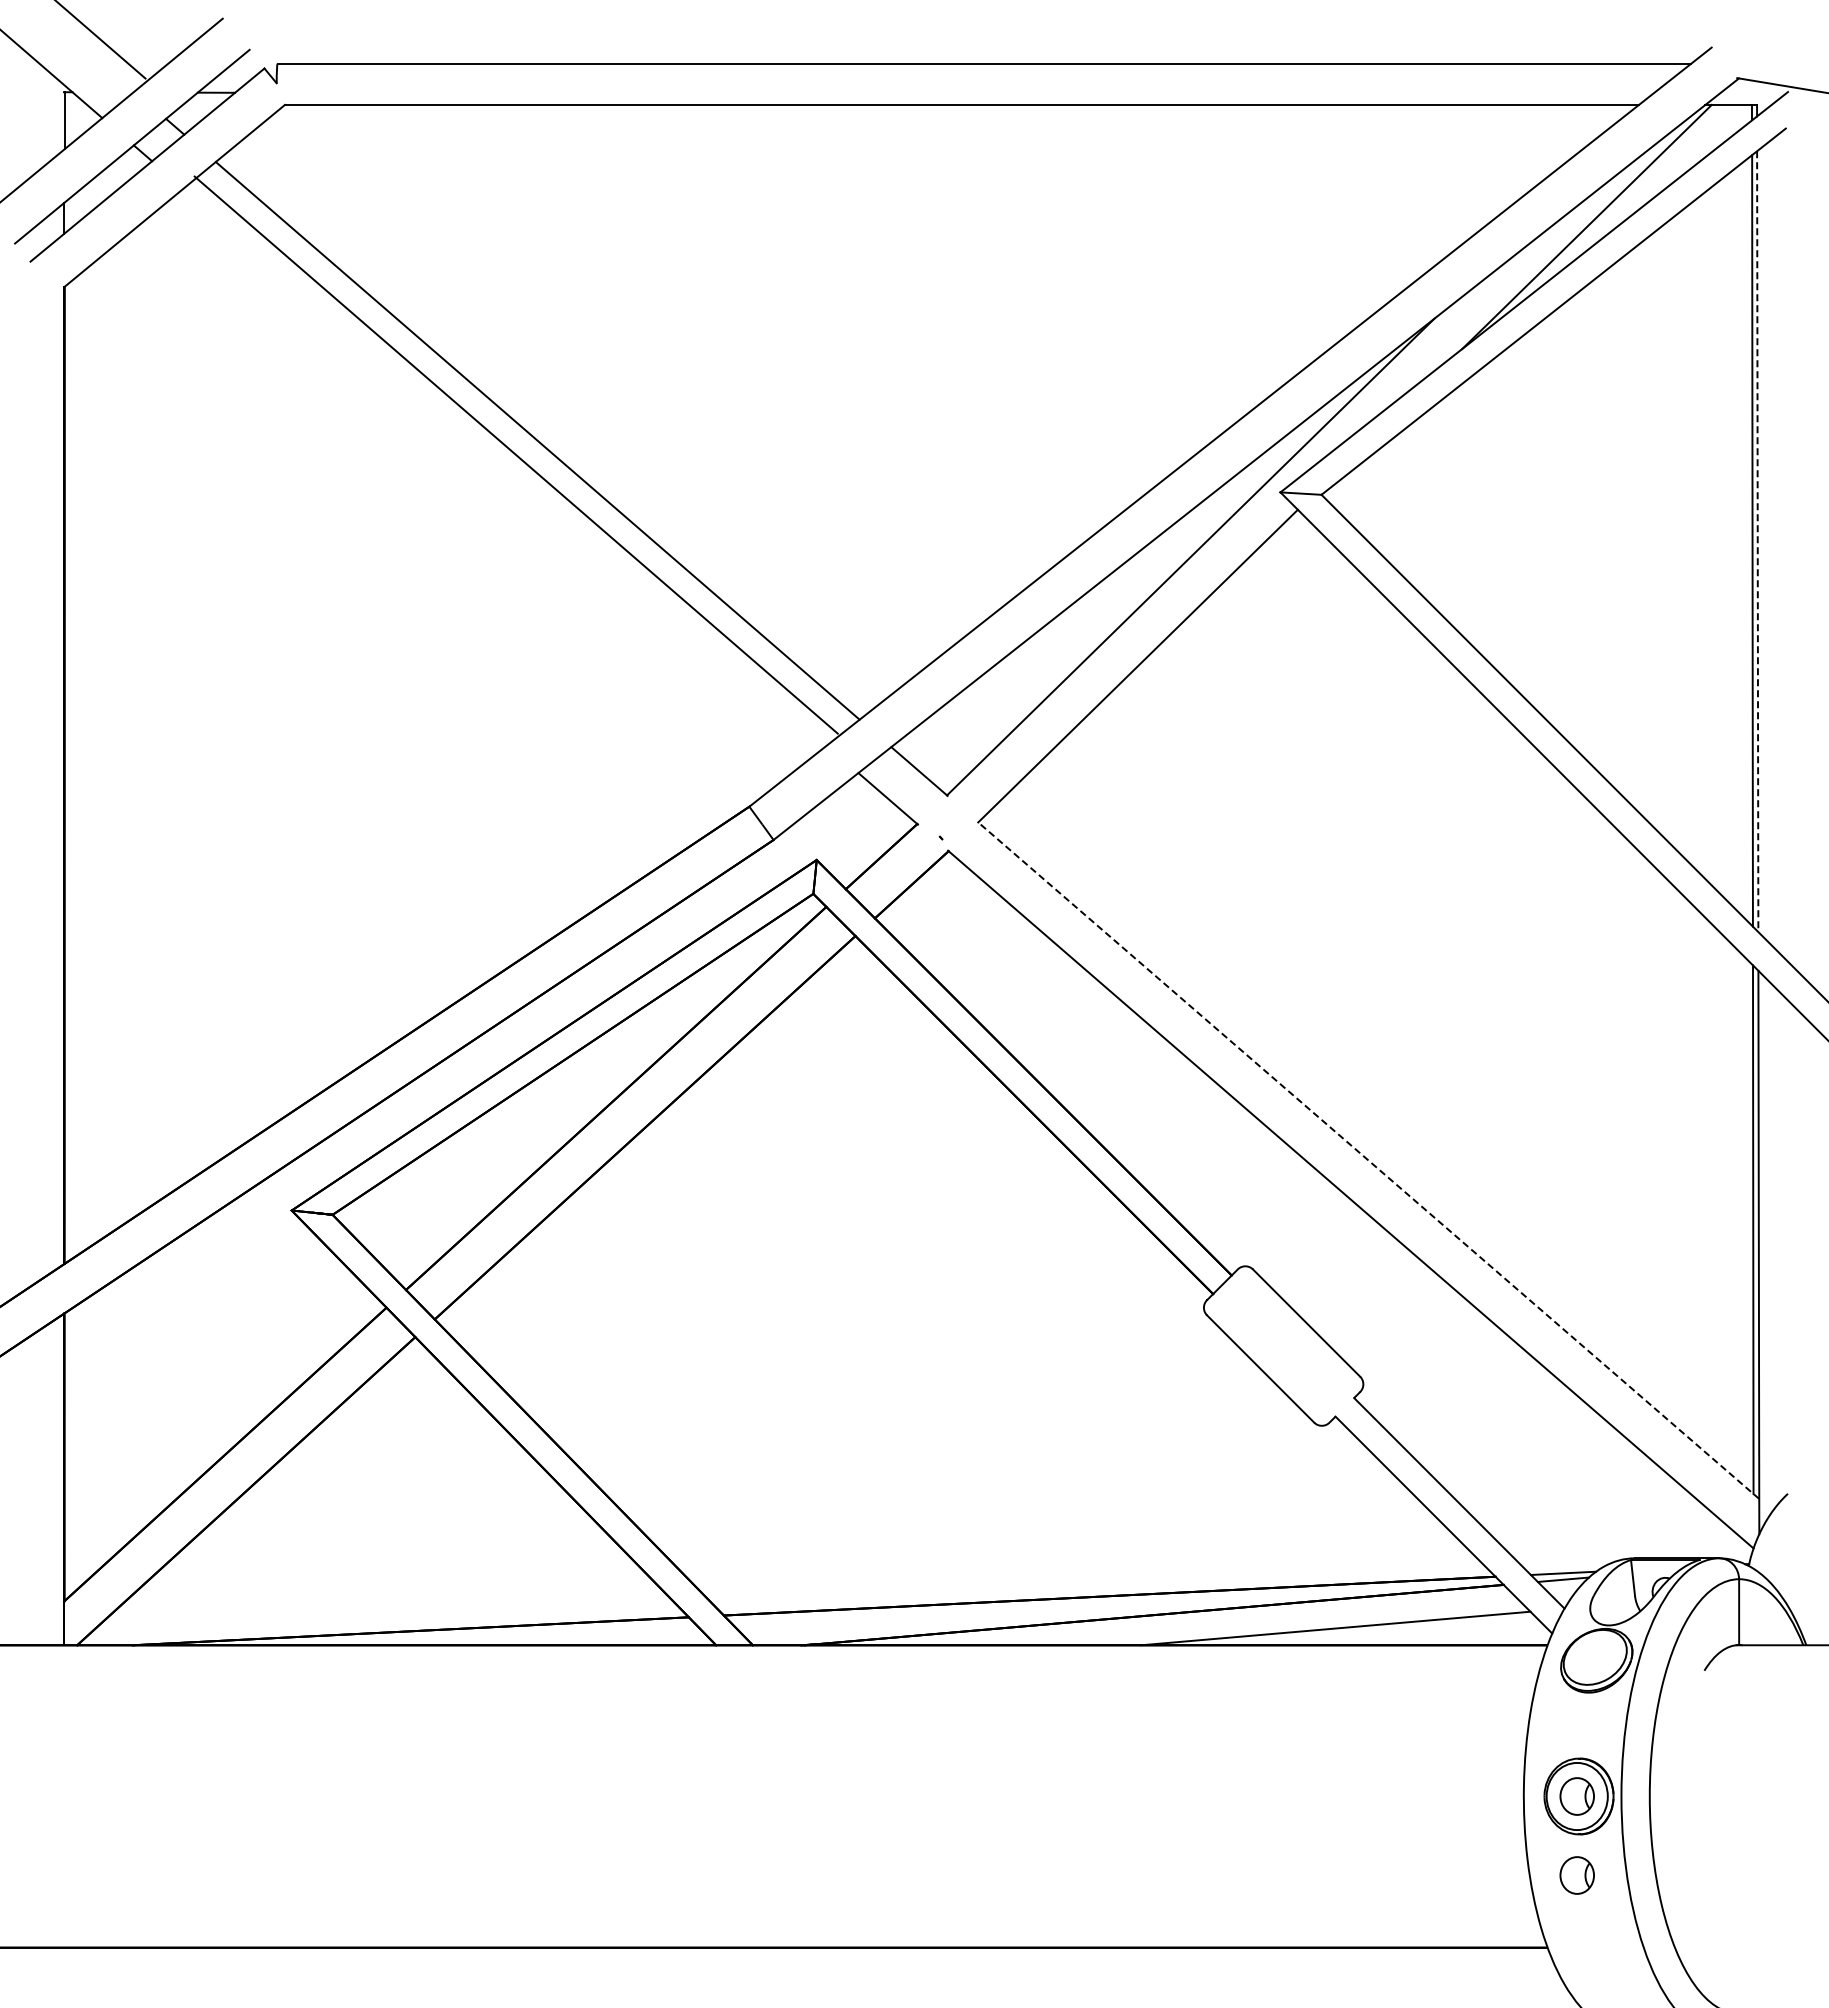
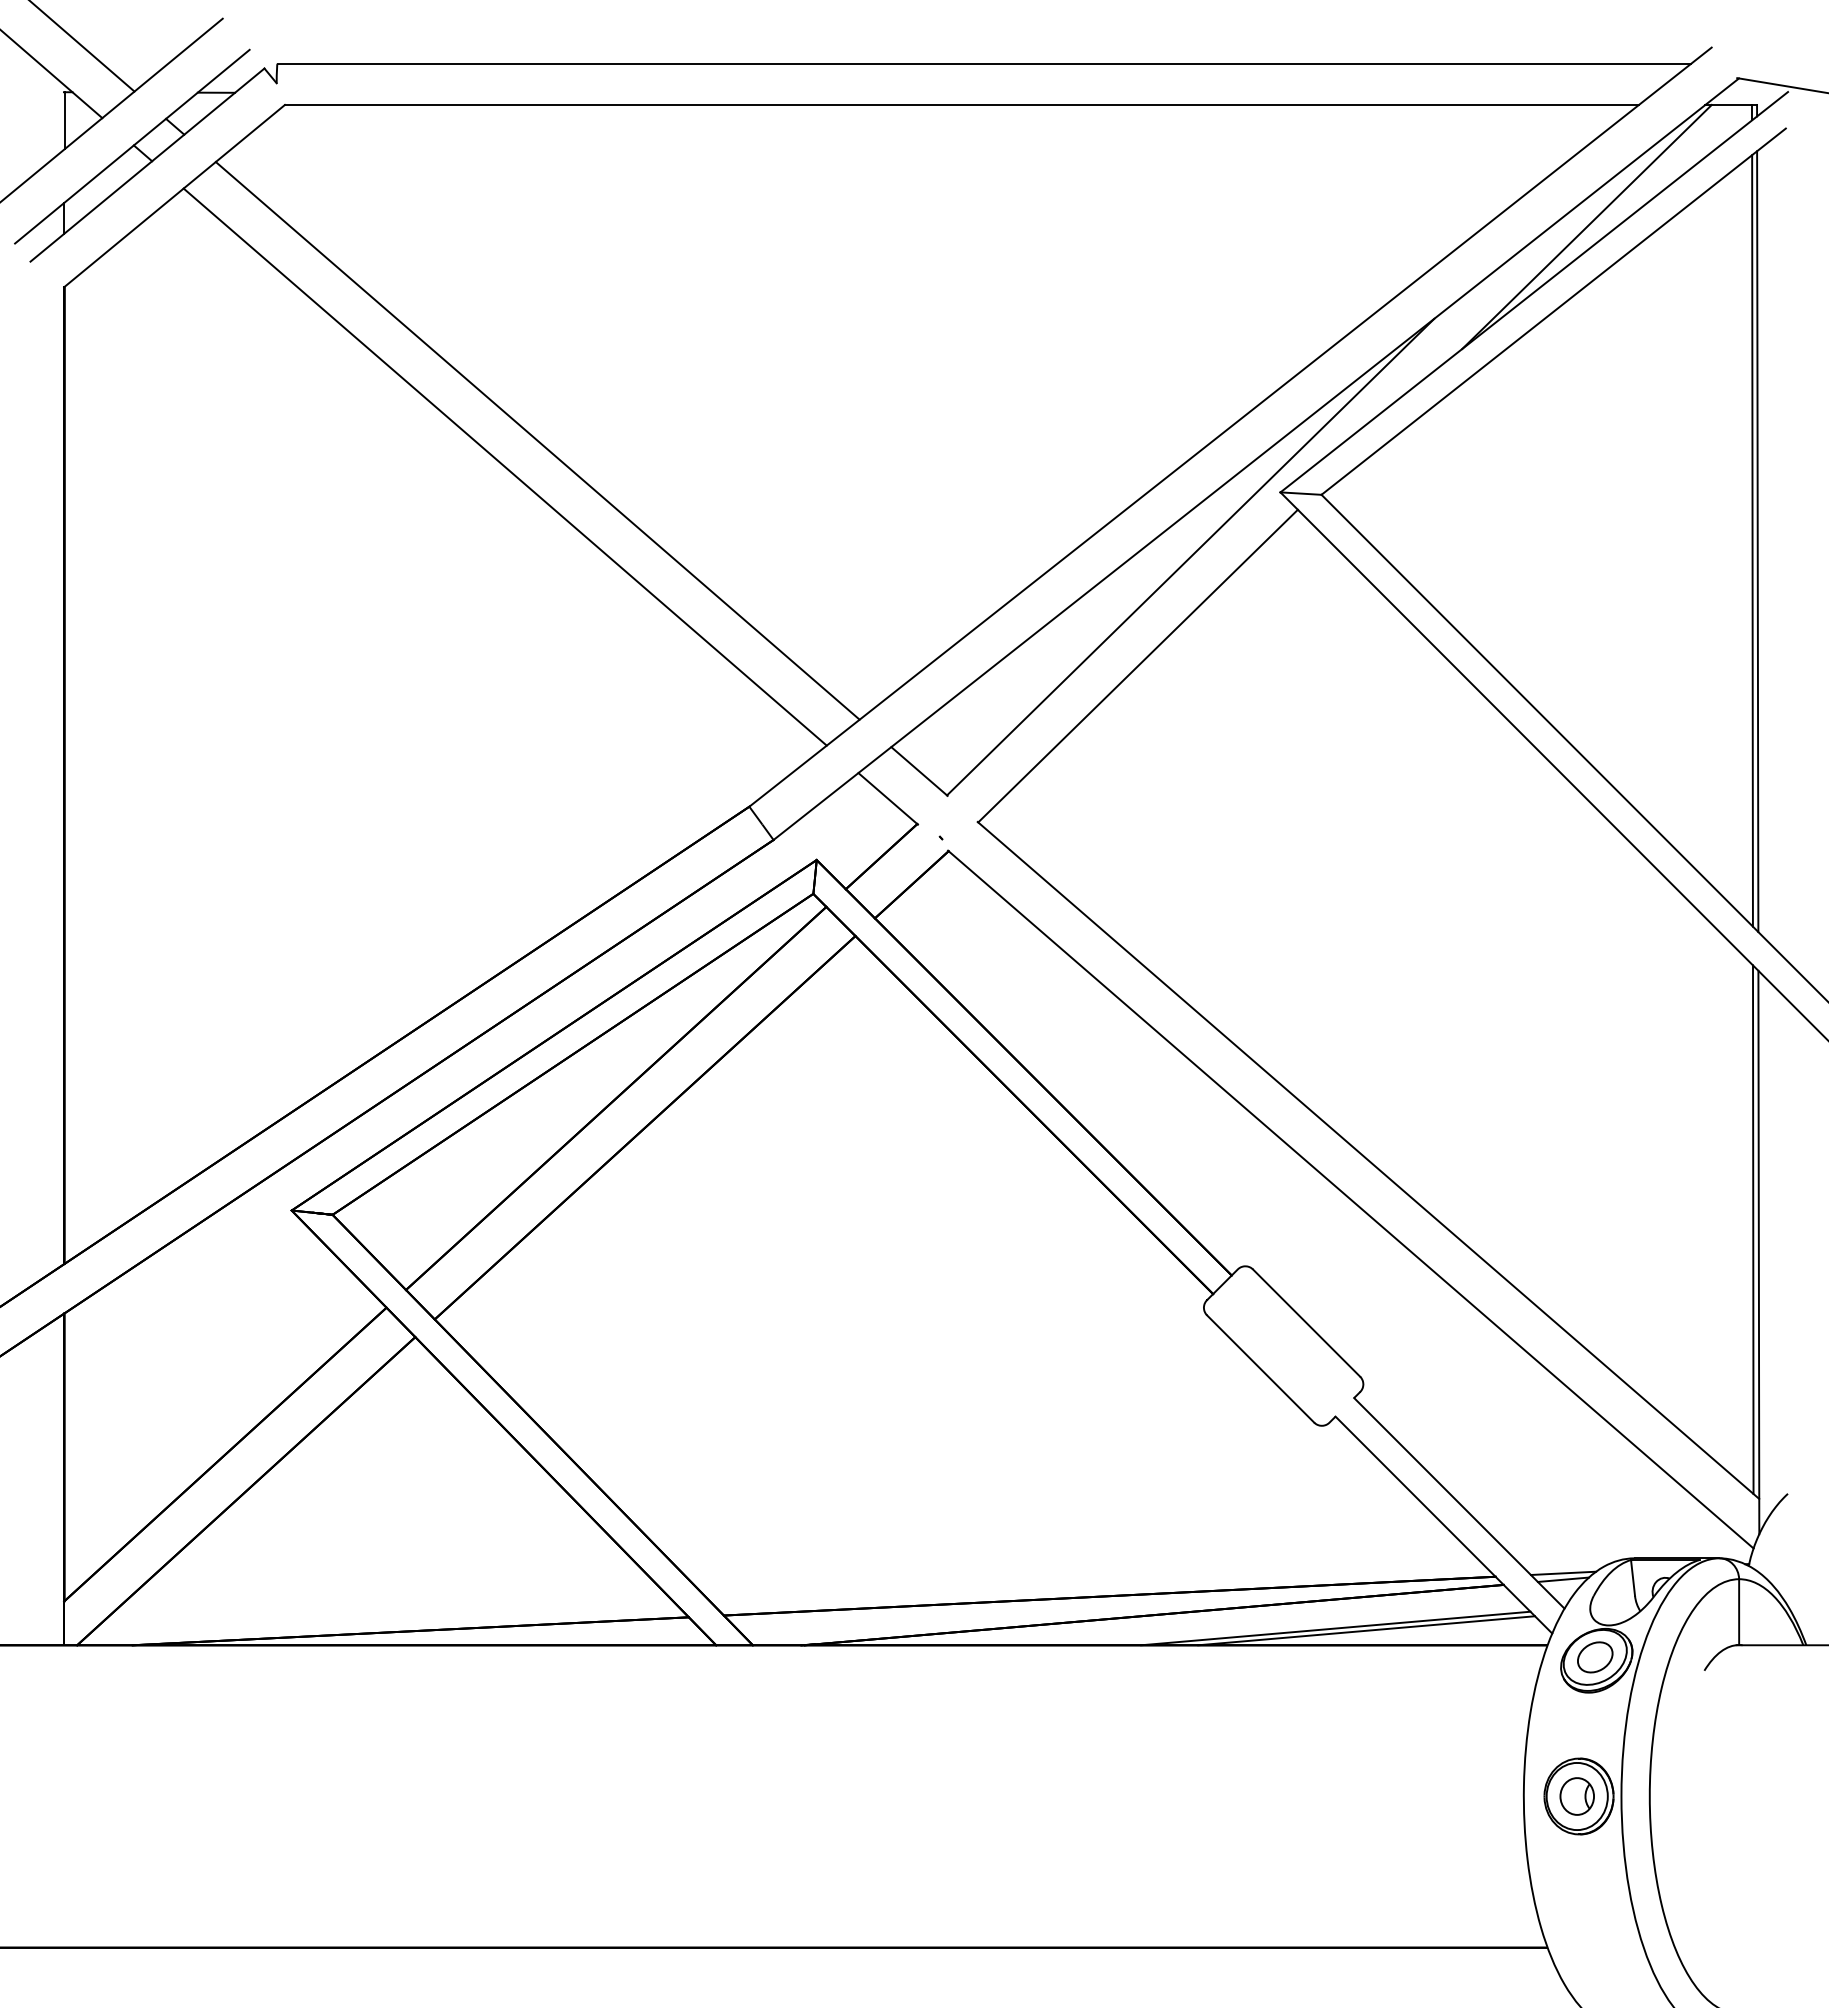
line position: (101, 40) -> (82, 46) (82, 46)
line position: (515, 454) -> (504, 466) (504, 466)
line: dashed -> solid (1757, 542)
line: dashed -> solid (1368, 1160)
line: none -> present (1366, 1630)
part: none -> present (1595, 1657)
part: present -> none (1576, 1875)
